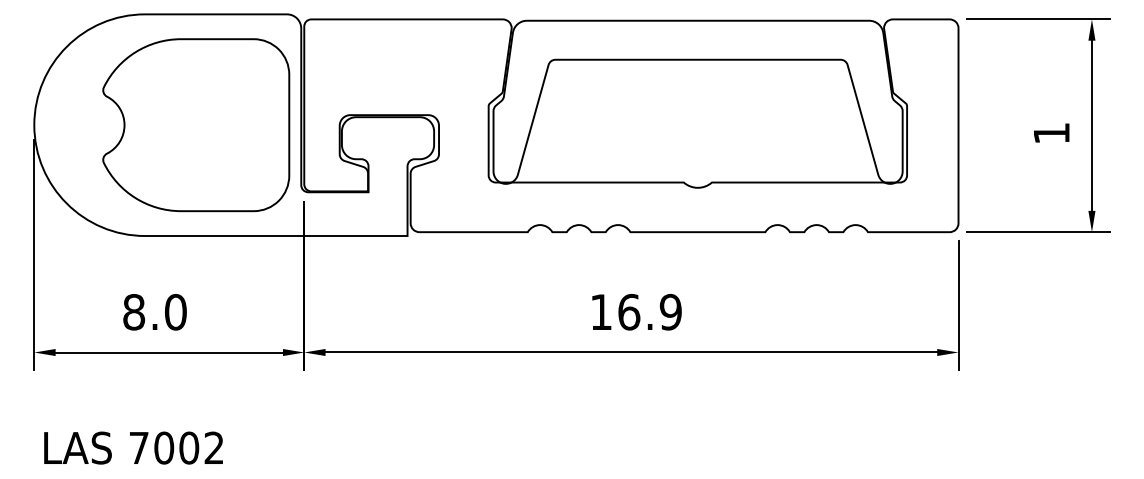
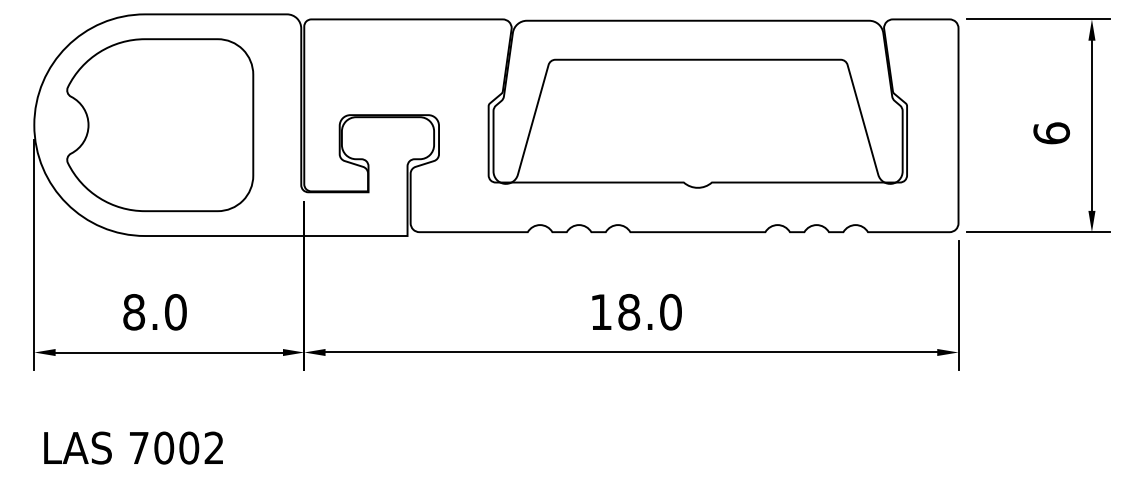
part position: (196, 125) -> (160, 125) (160, 125)
text: 1 -> 6 (1051, 133)
text: 16.9 -> 18.0 (649, 311)
